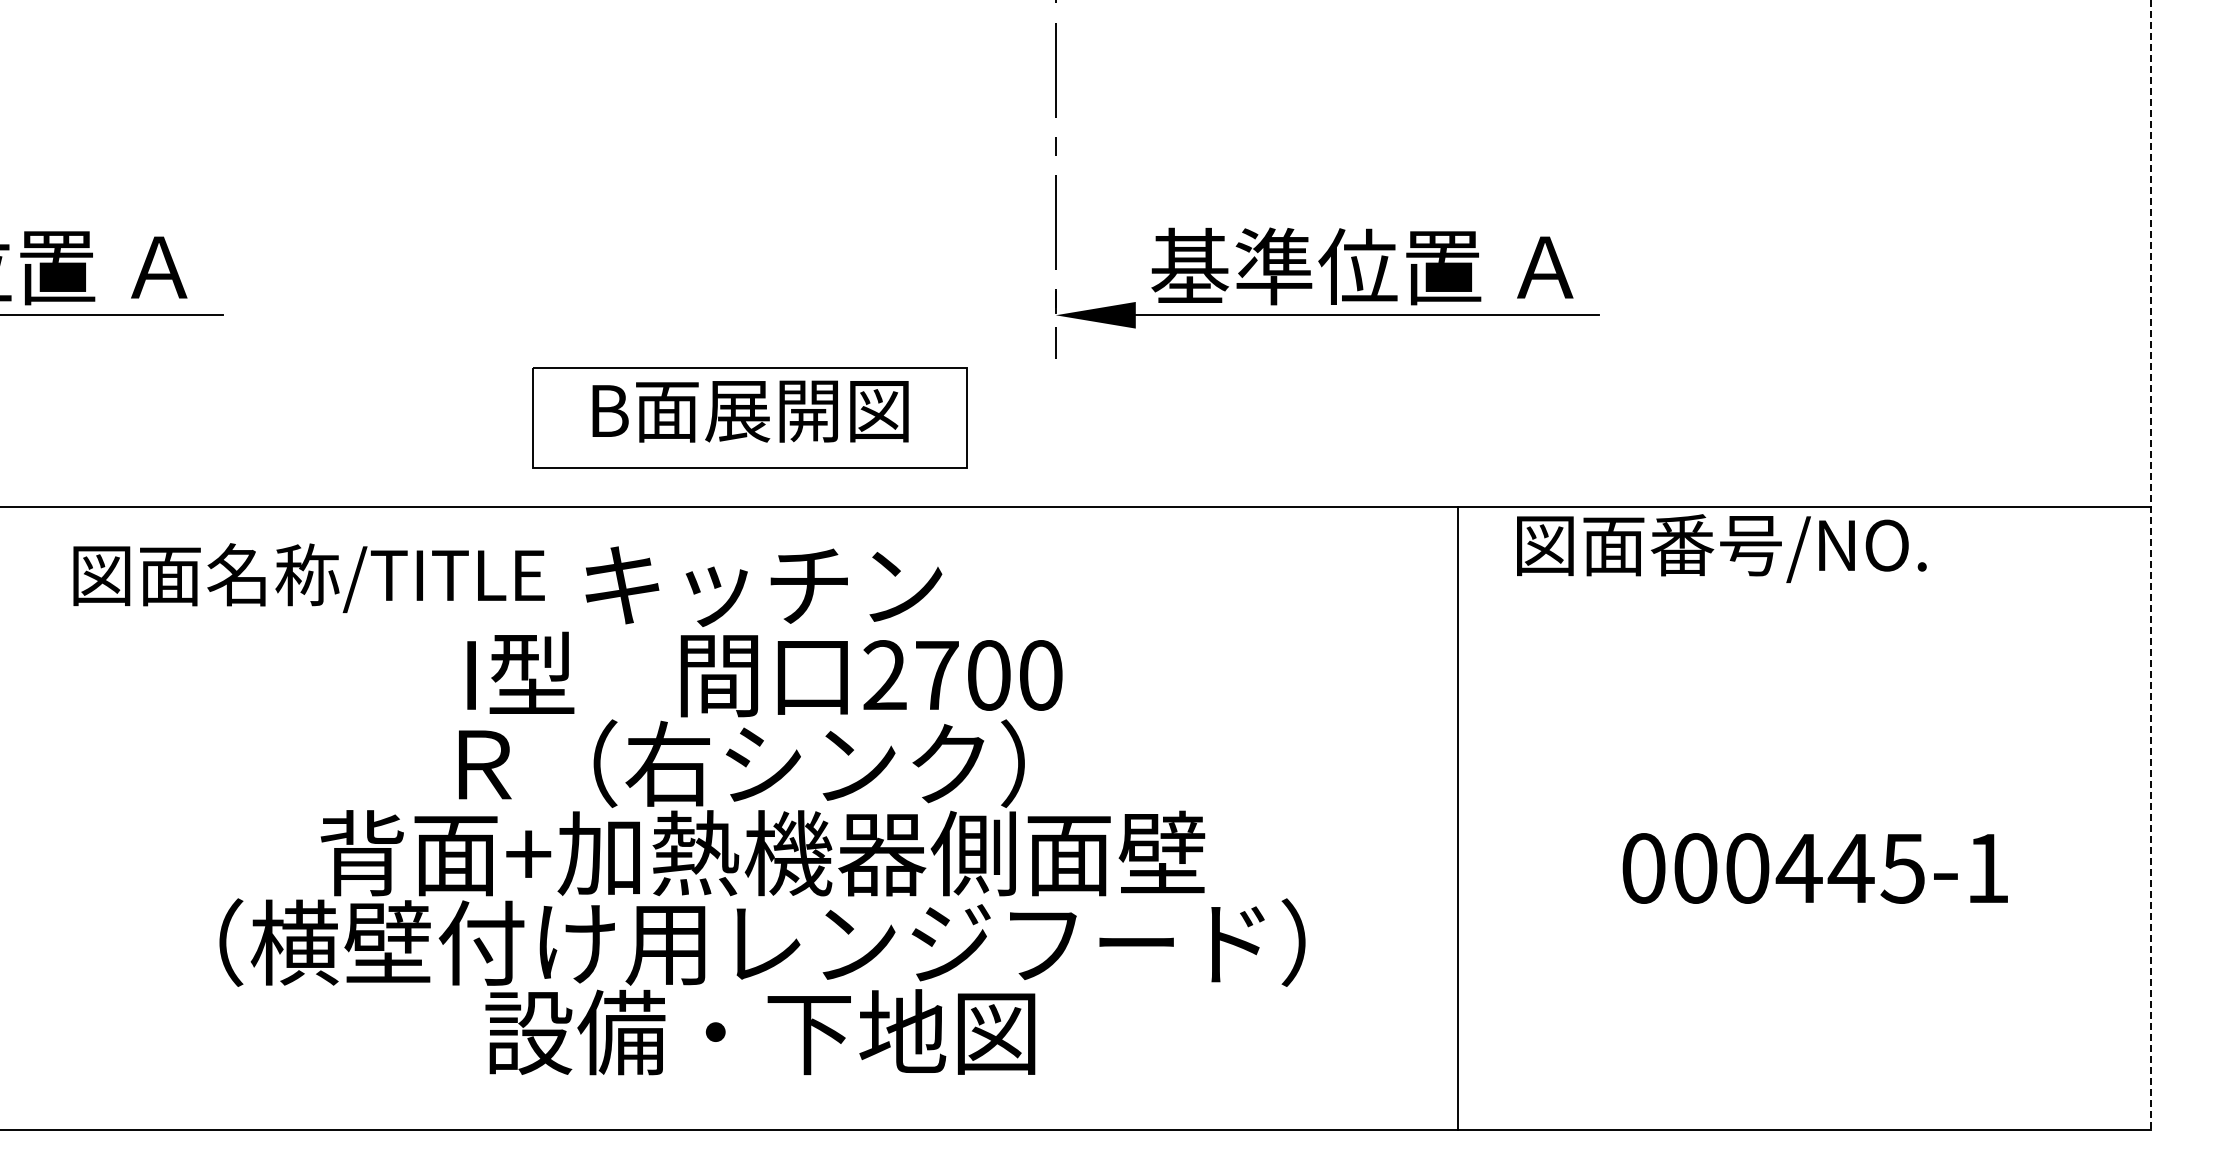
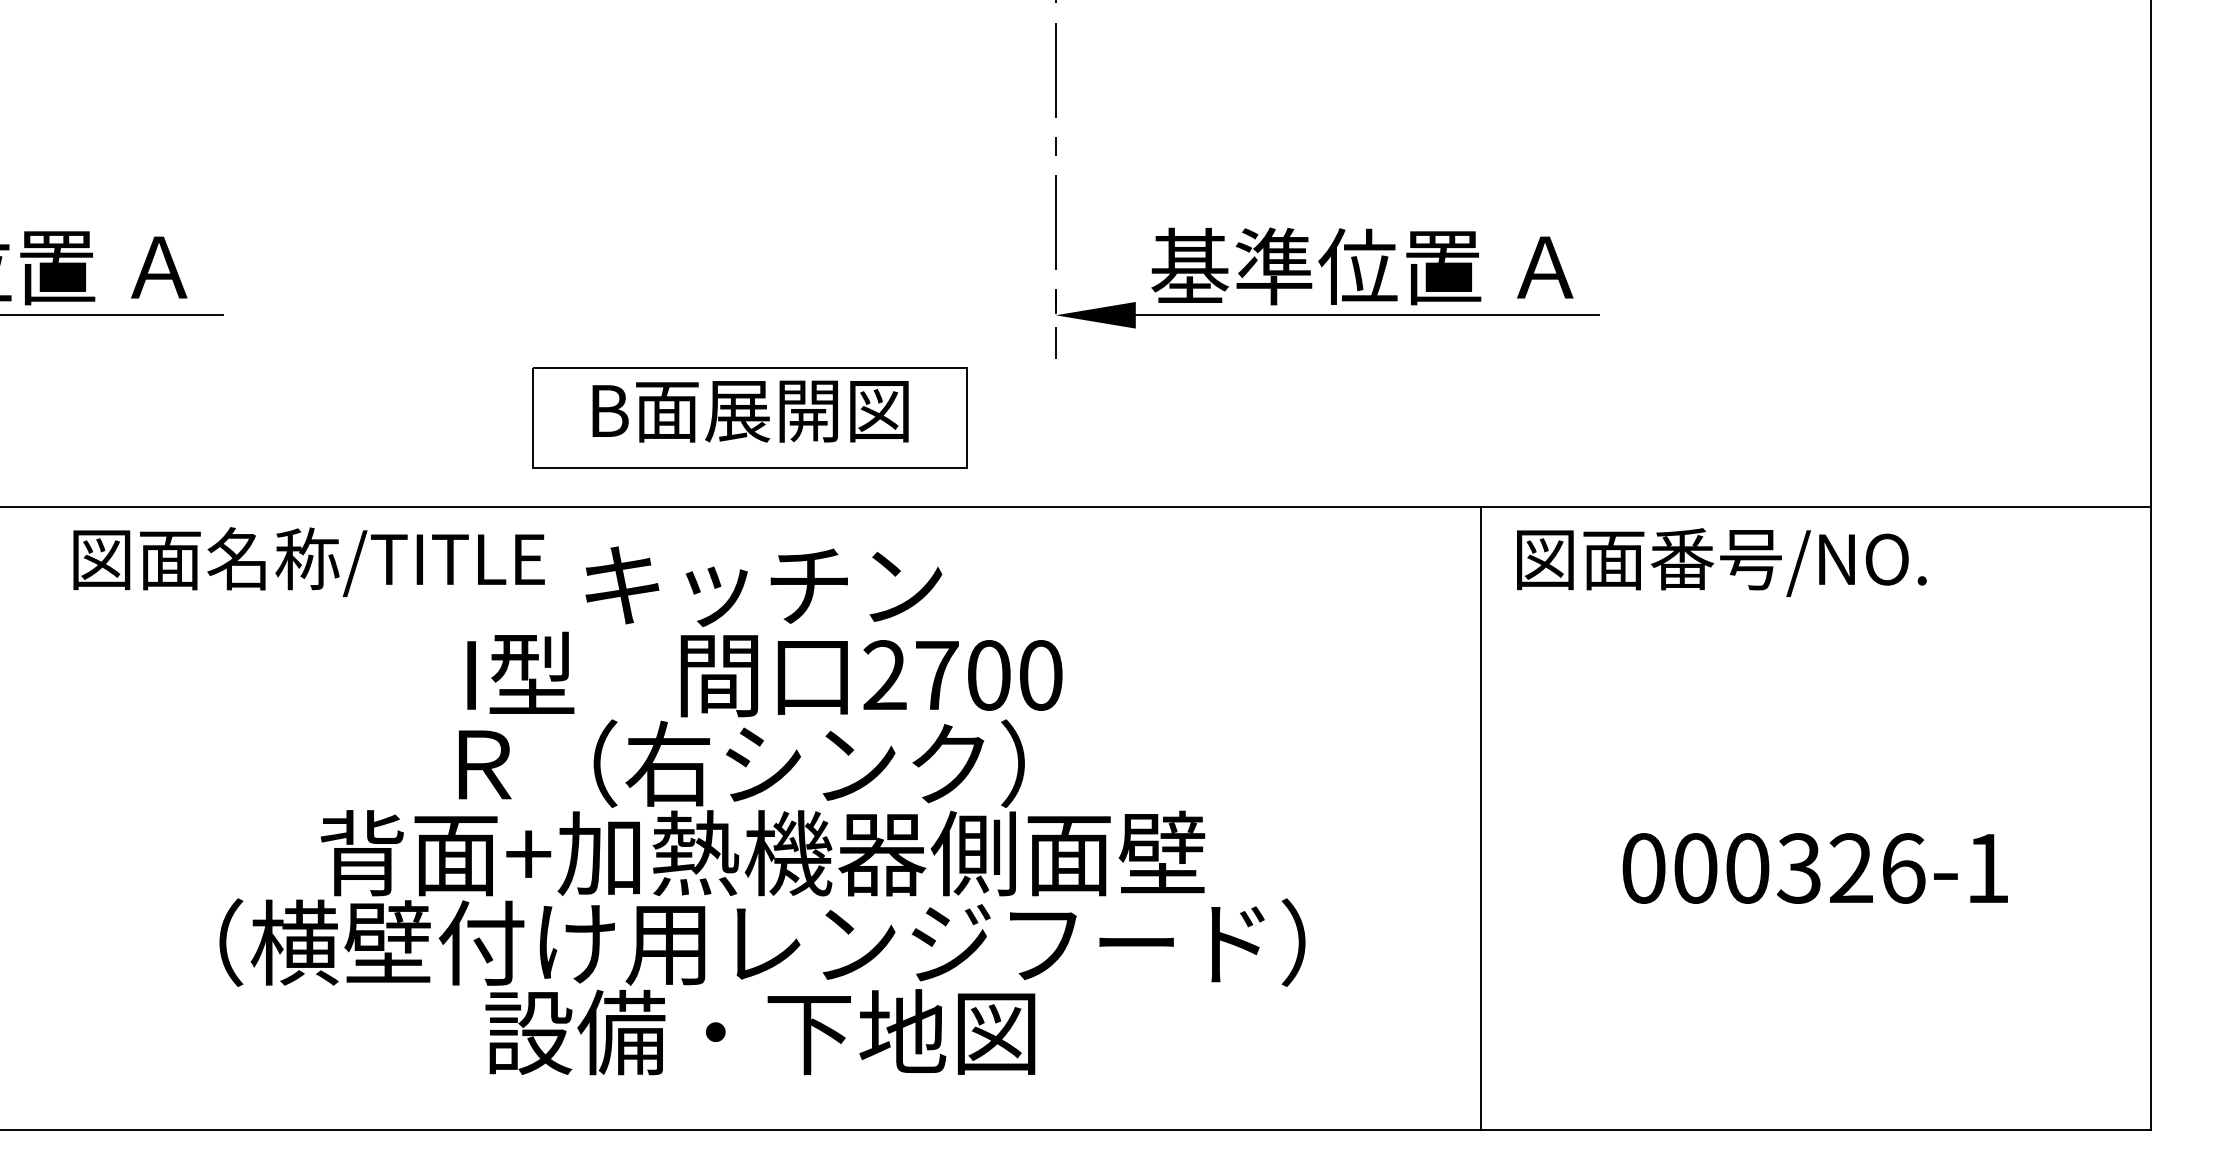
text position: (1721, 548) -> (1721, 562) (1721, 562)
line: dashed -> solid (2151, 565)
text position: (308, 577) -> (308, 561) (308, 561)
line position: (1457, 818) -> (1480, 818) (1480, 818)
text: 000445-1 -> 000326-1 (1850, 868)
